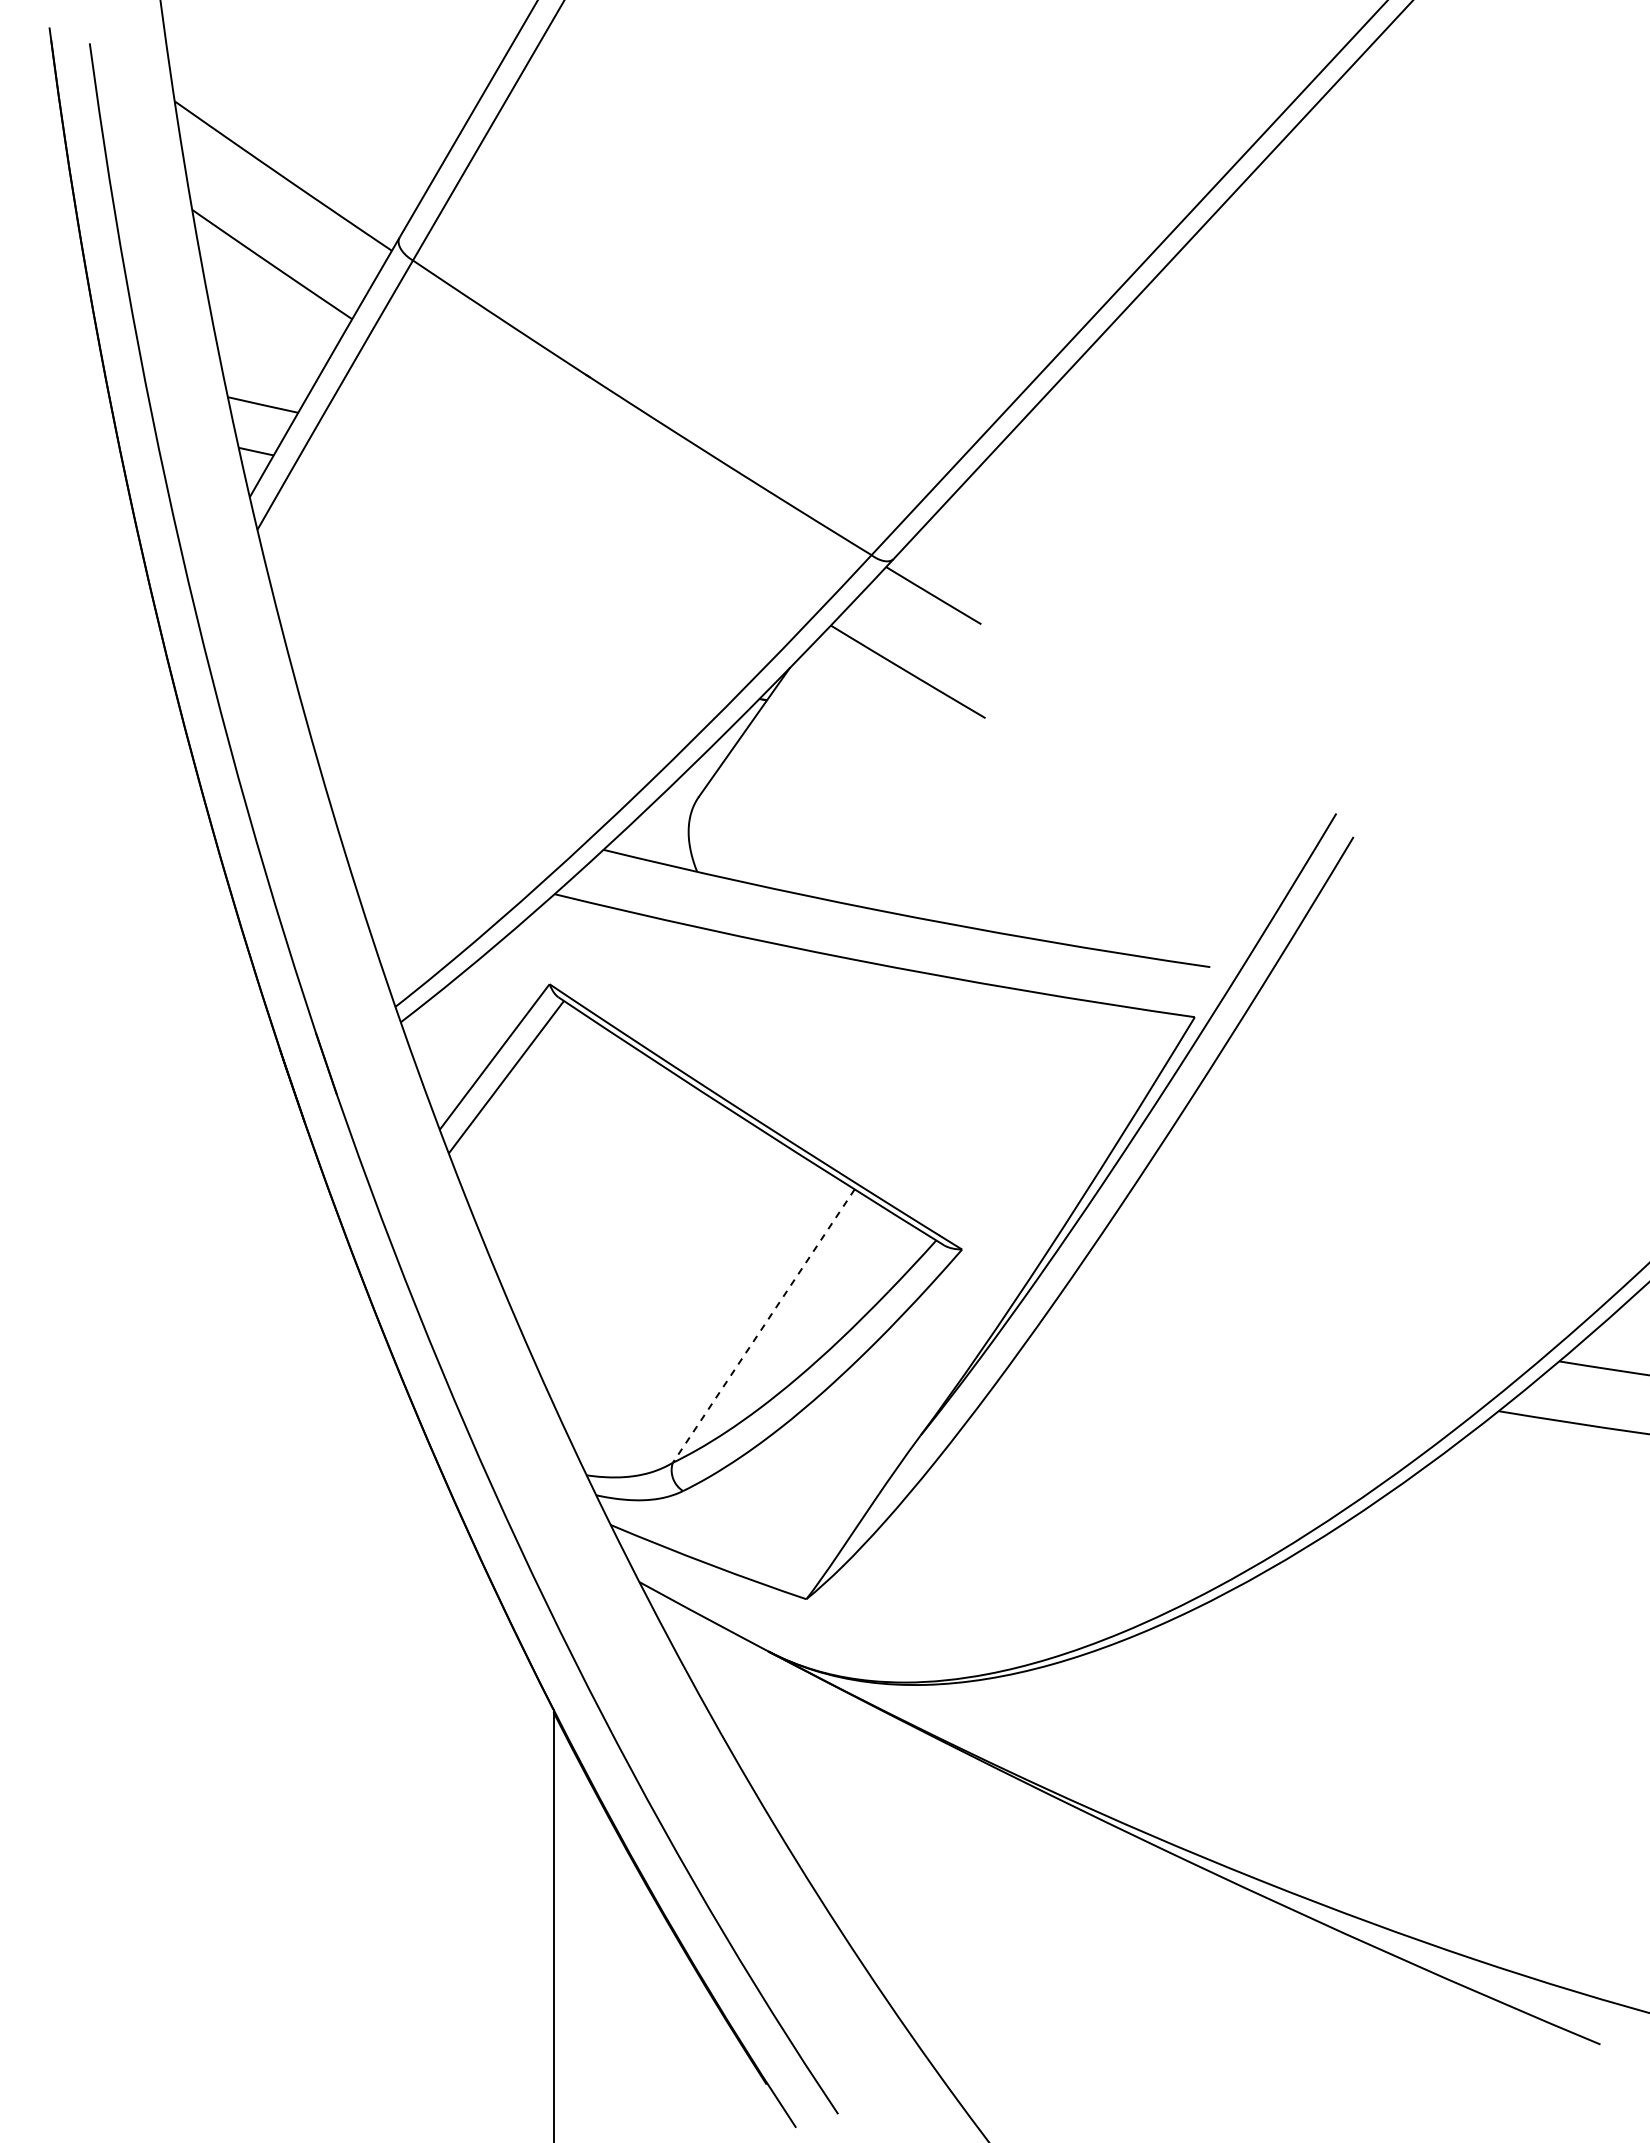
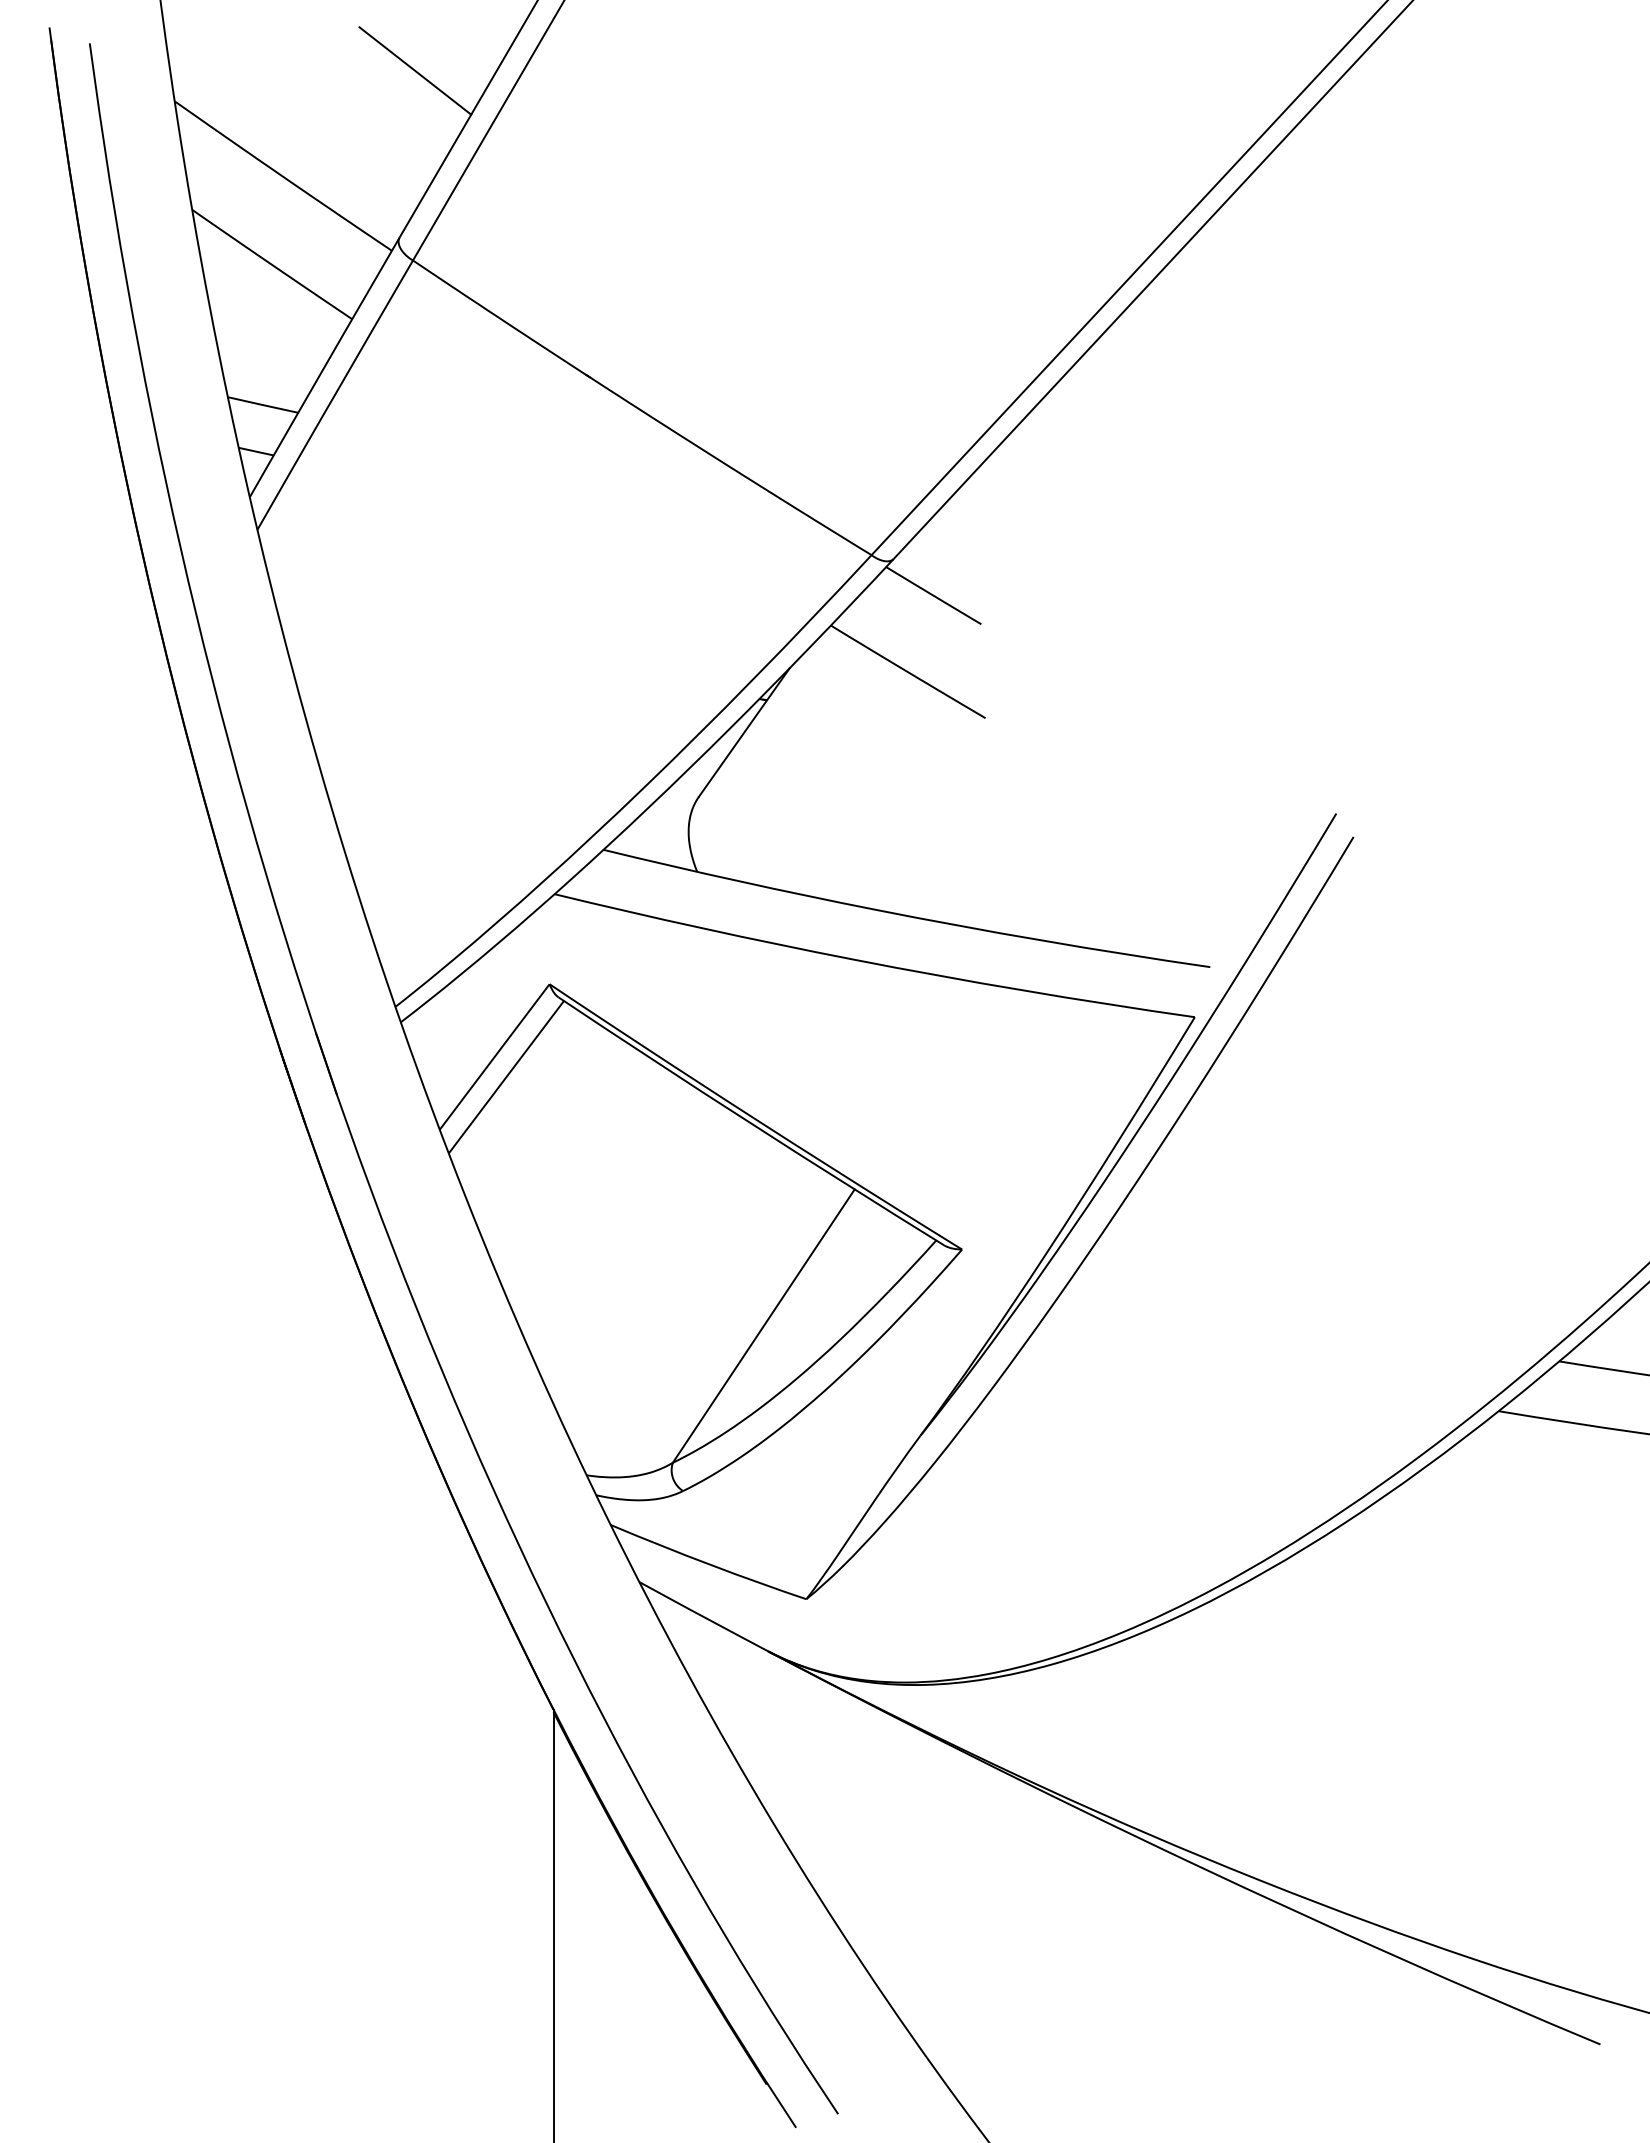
line: none -> present (415, 70)
line: dashed -> solid (763, 1326)
